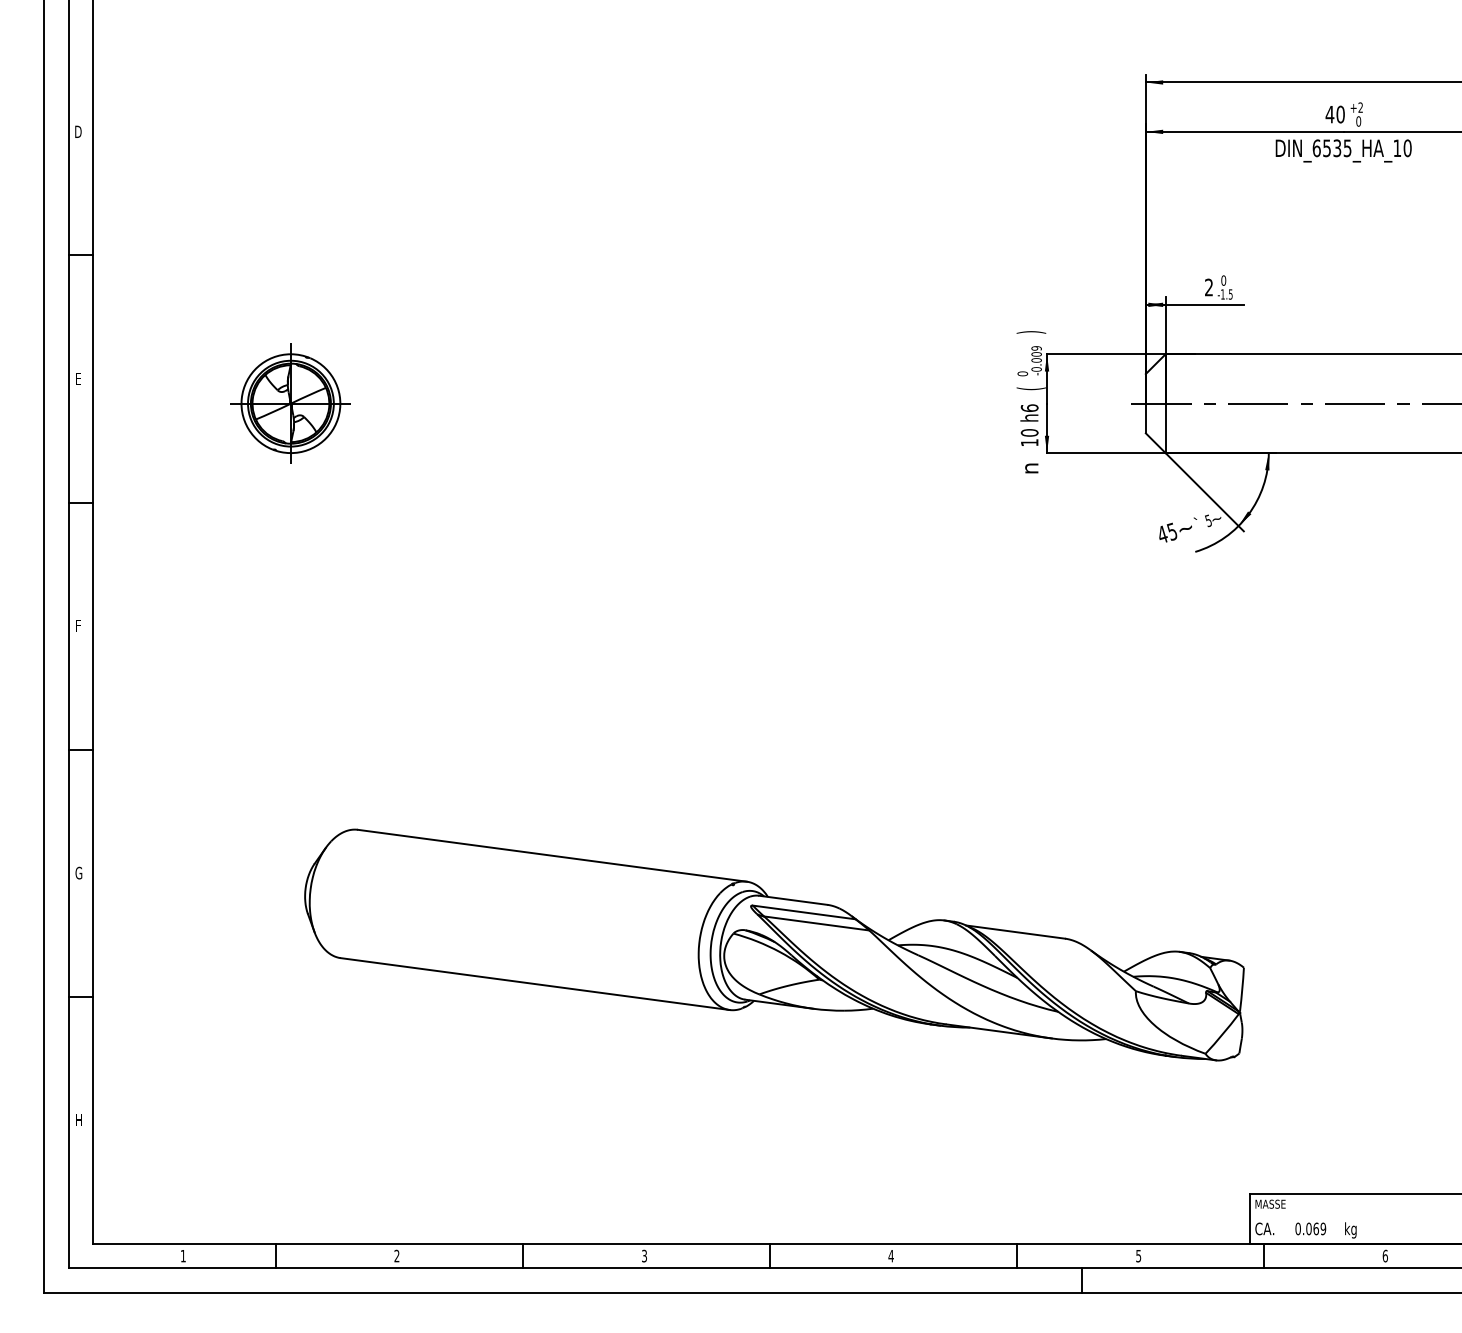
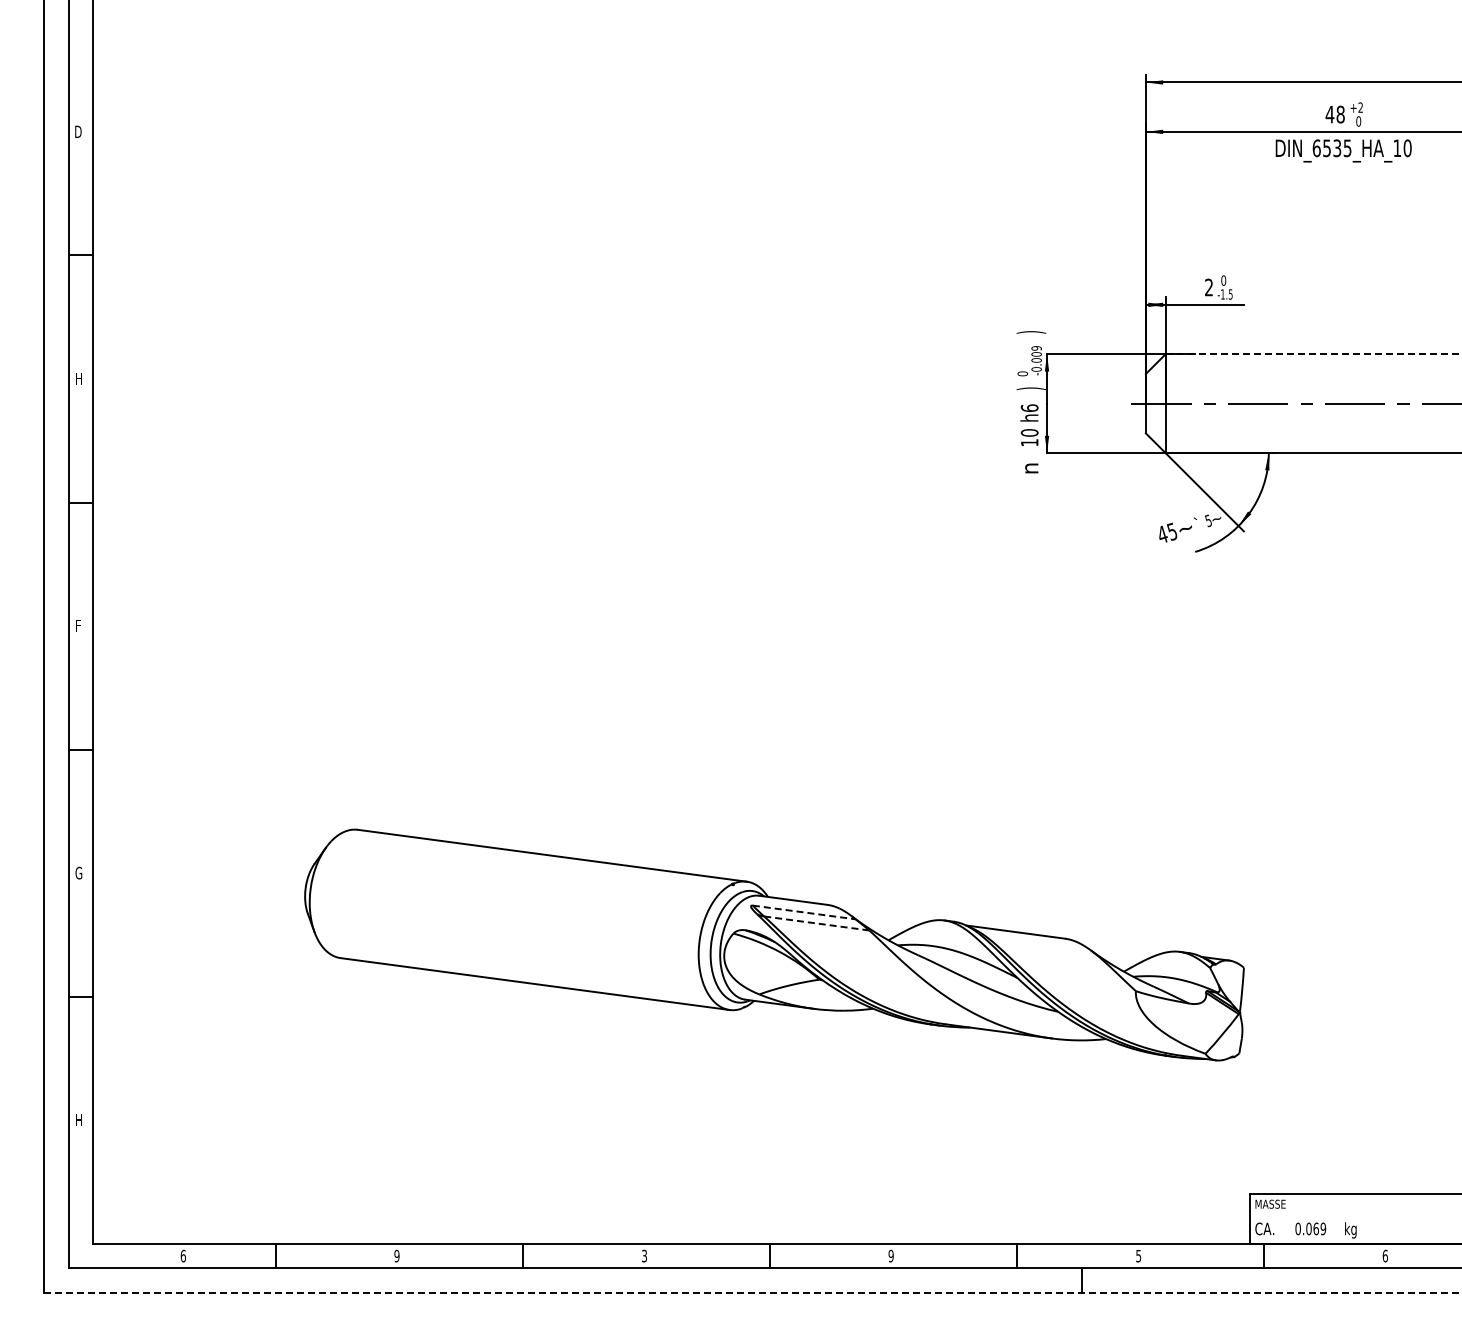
text: 40 -> 48 (1340, 114)
line: solid -> dashed (1313, 354)
text: E -> H (79, 378)
text: ( -> ) (1030, 388)
part: present -> none (290, 403)
line: solid -> dashed (804, 912)
line: solid -> dashed (816, 923)
text: 1 -> 6 (182, 1255)
text: 4 -> 9 (890, 1255)
text: 2 -> 9 (396, 1256)
line: solid -> dashed (752, 1293)
